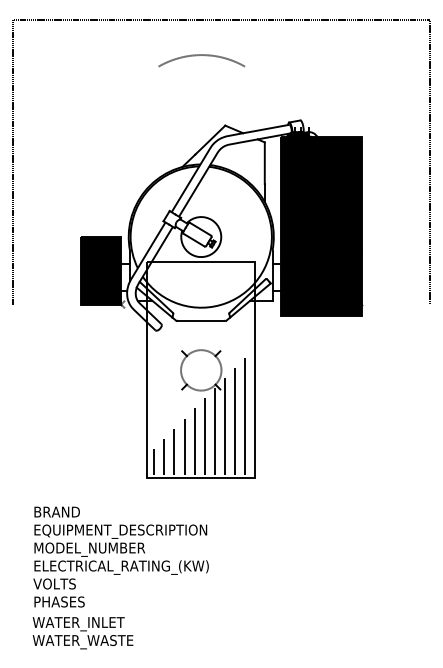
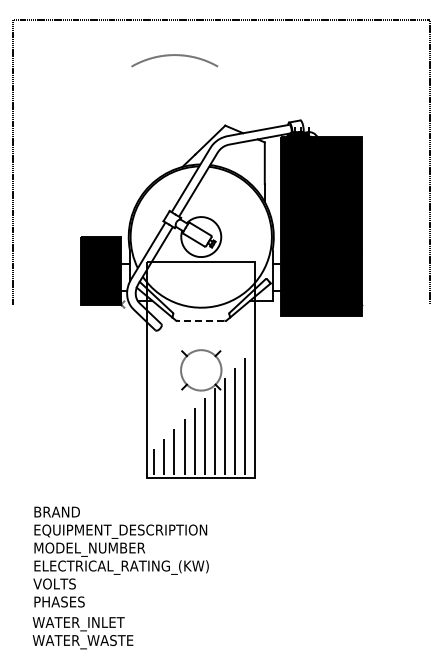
arc position: (201, 55) -> (174, 55) (174, 55)
line: solid -> dashed (200, 320)
